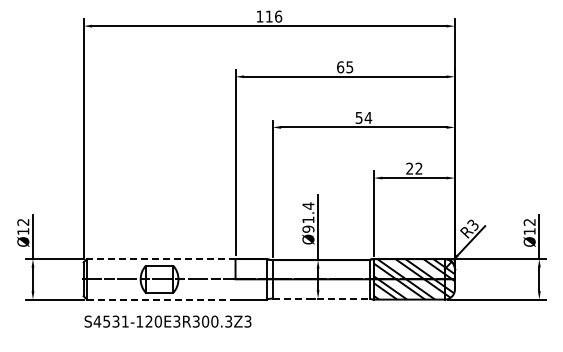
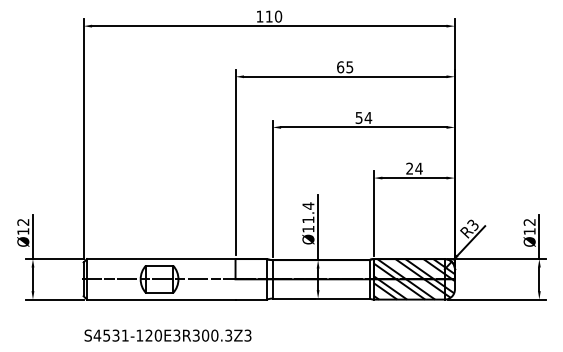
text: 116 -> 110 (278, 16)
text: 22 -> 24 (418, 168)
text: Ø91.4 -> Ø11.4 (308, 228)
line: dashed -> solid (160, 259)
line: dashed -> solid (321, 298)
line: dashed -> solid (161, 299)
text position: (167, 321) -> (167, 335) (167, 335)
